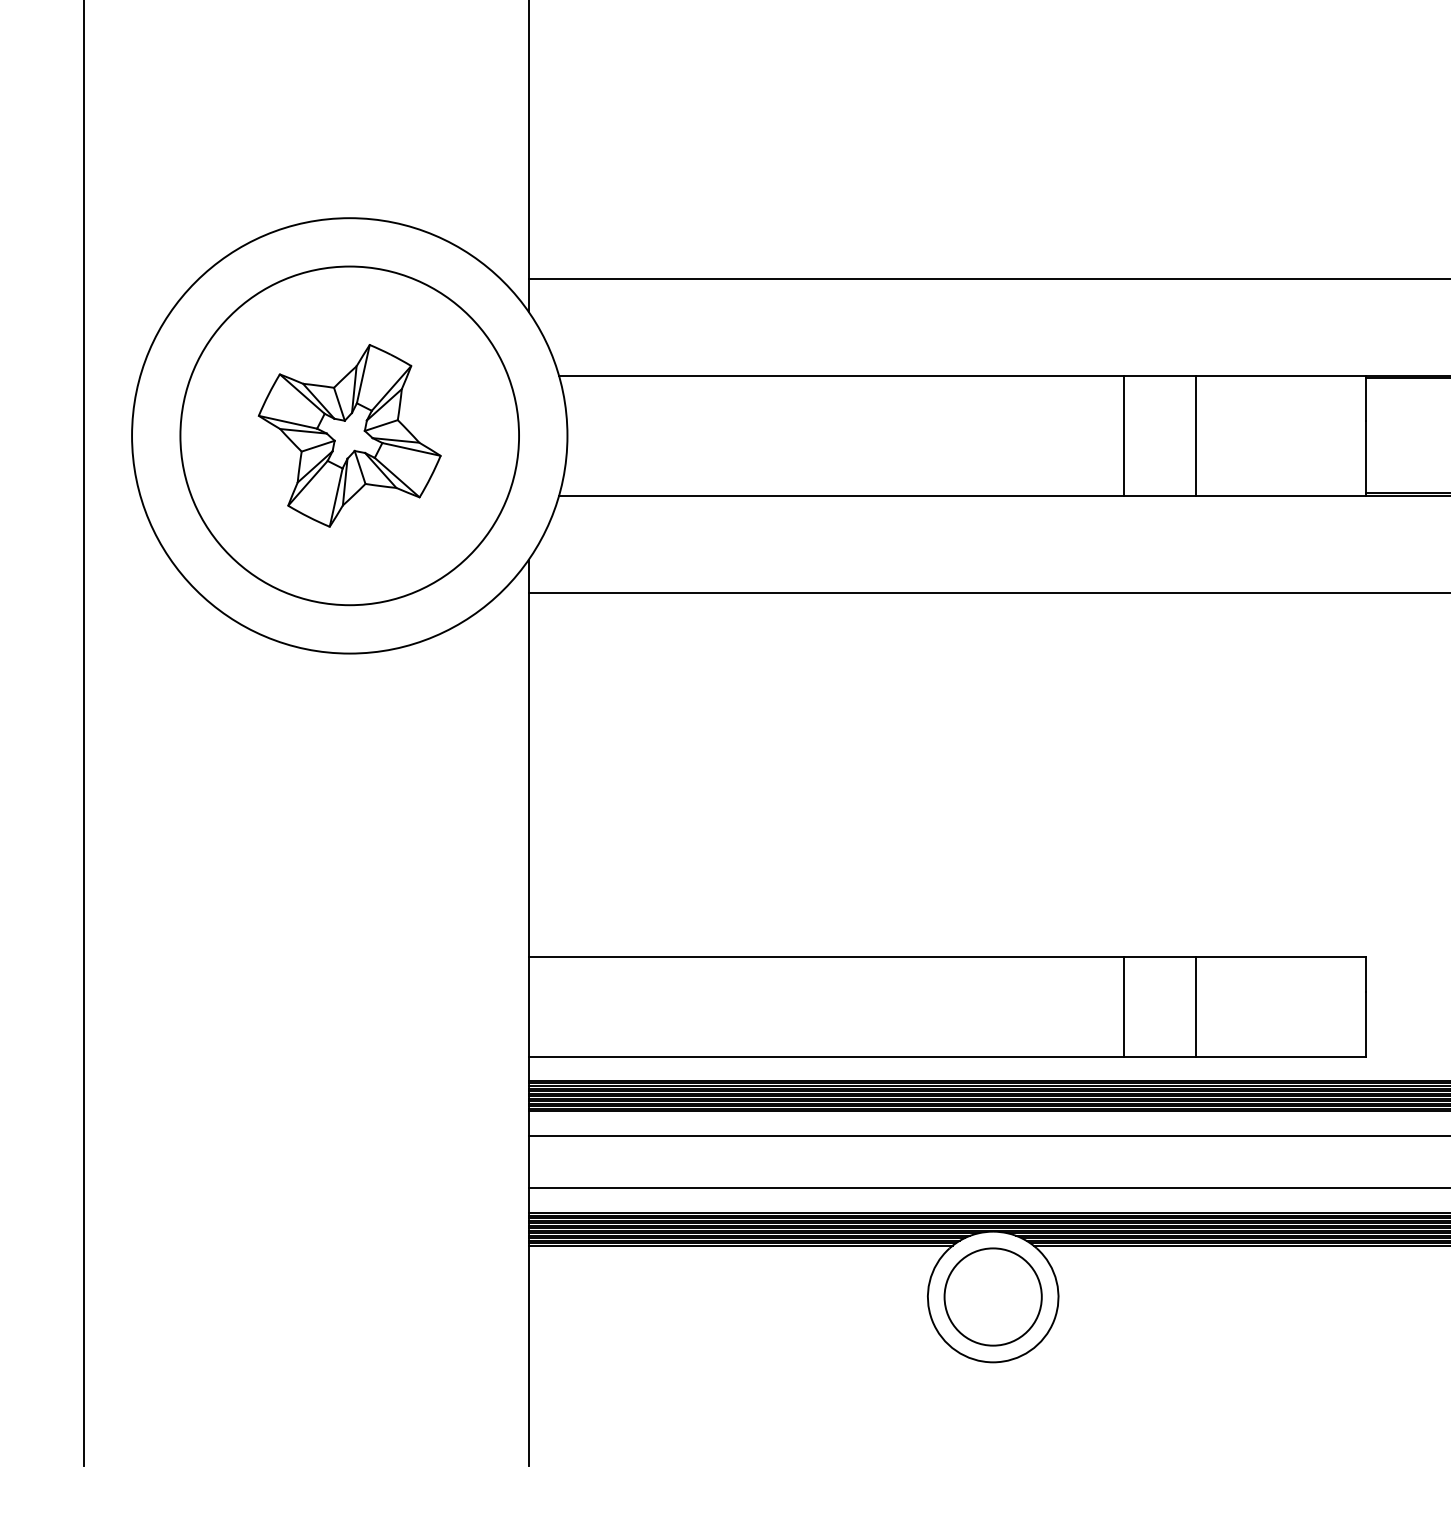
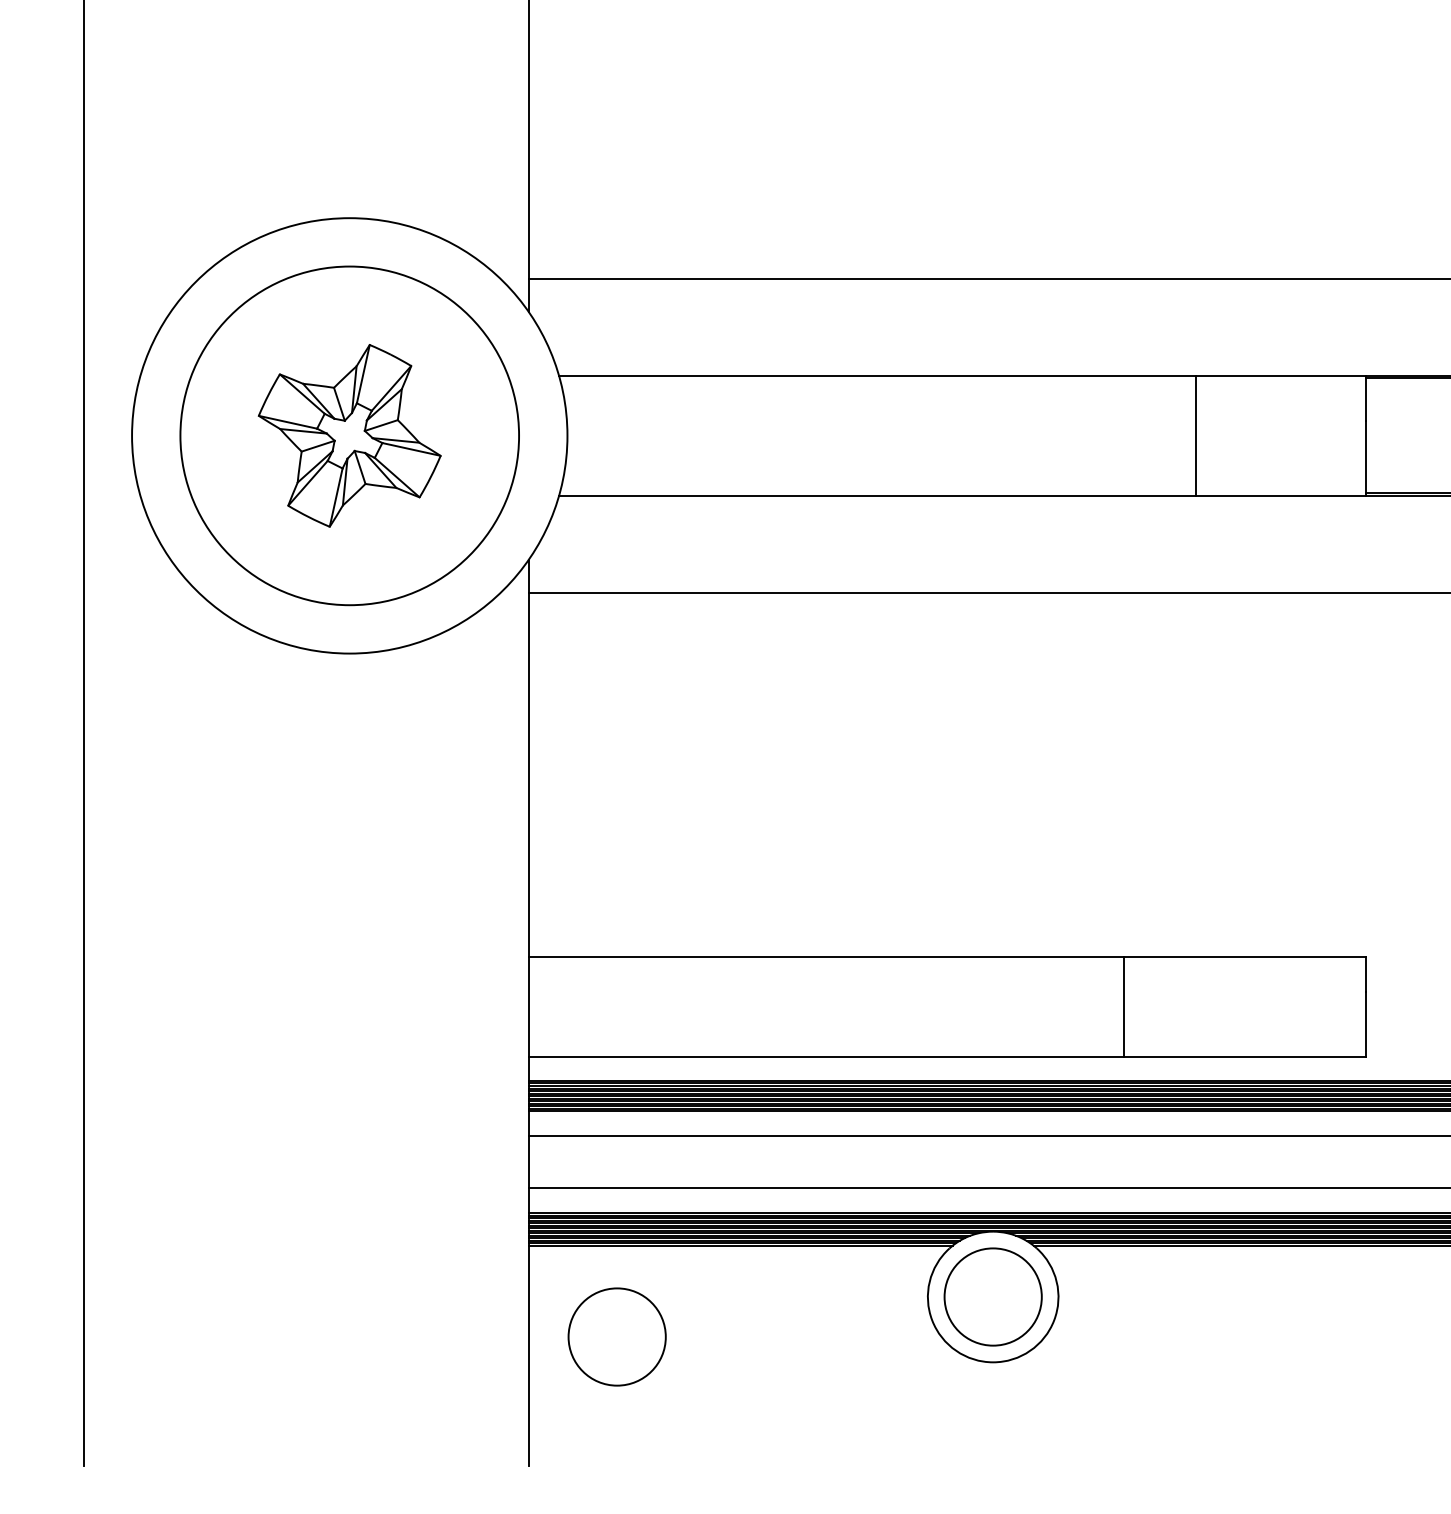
line: present -> none (1123, 435)
line: present -> none (1196, 1006)
circle: none -> present (616, 1336)
